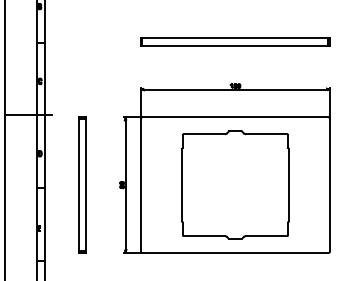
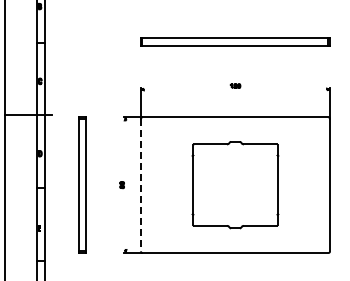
line: present -> none (234, 89)
line: present -> none (125, 184)
part size: 109x110 px -> 89x89 px (235, 185)
line: solid -> dashed (140, 185)
